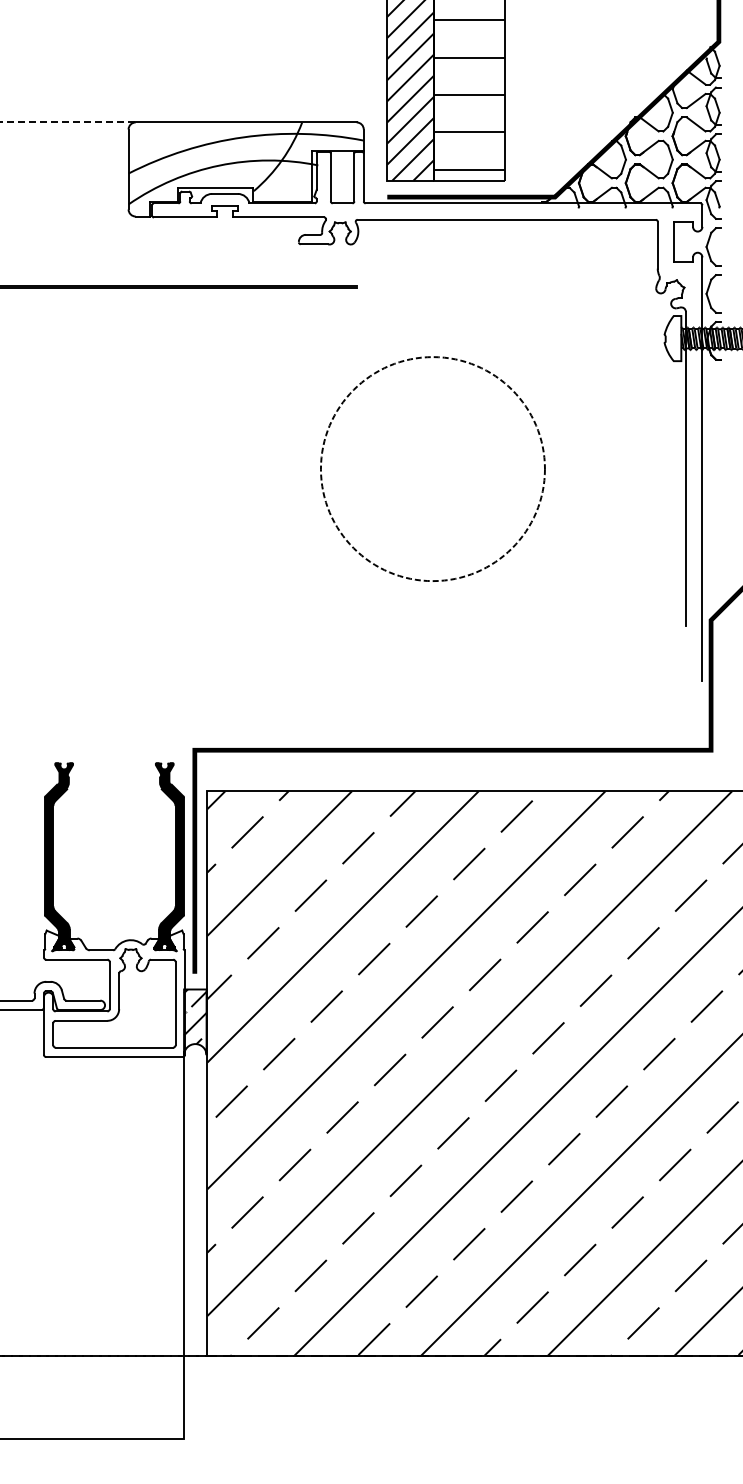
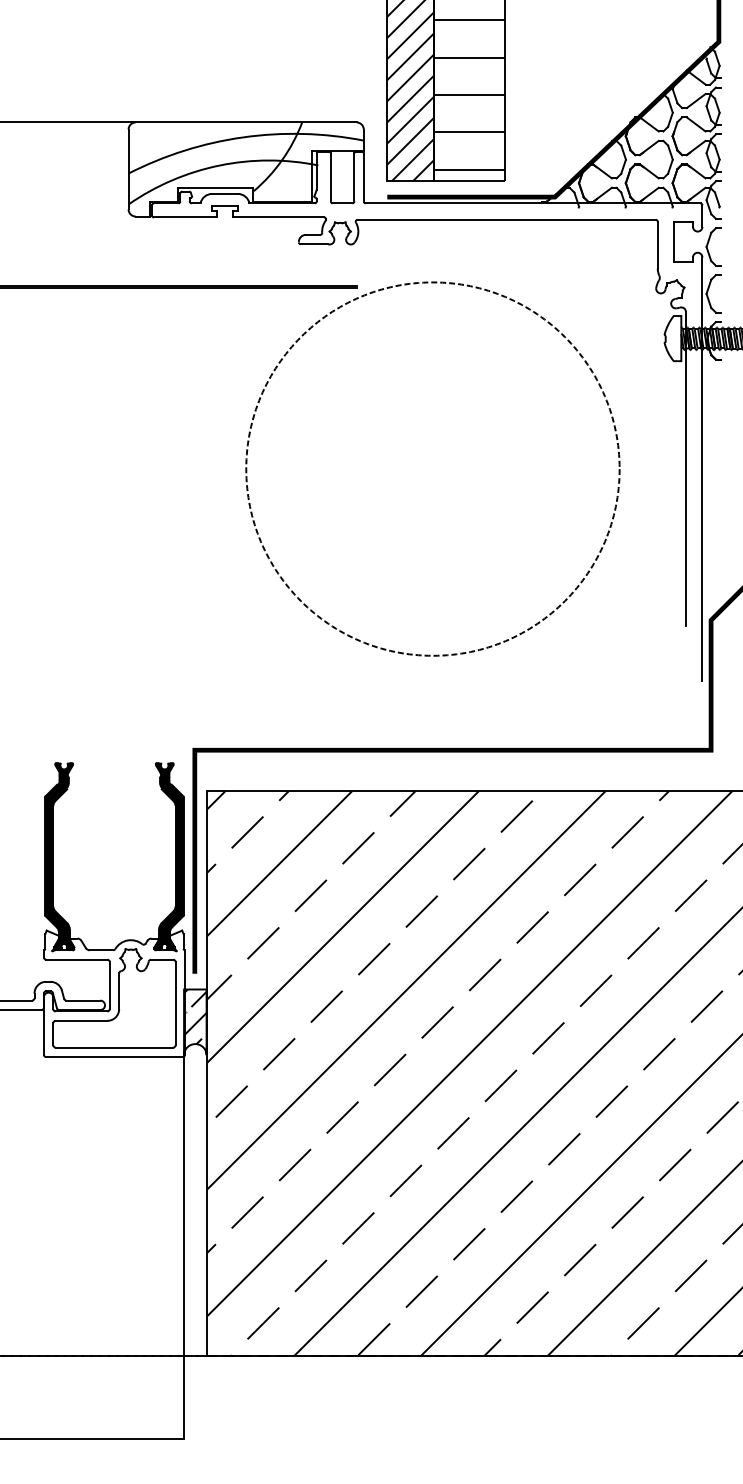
line: dashed -> solid (67, 122)
circle diameter: 224 px -> 373 px (432, 468)
